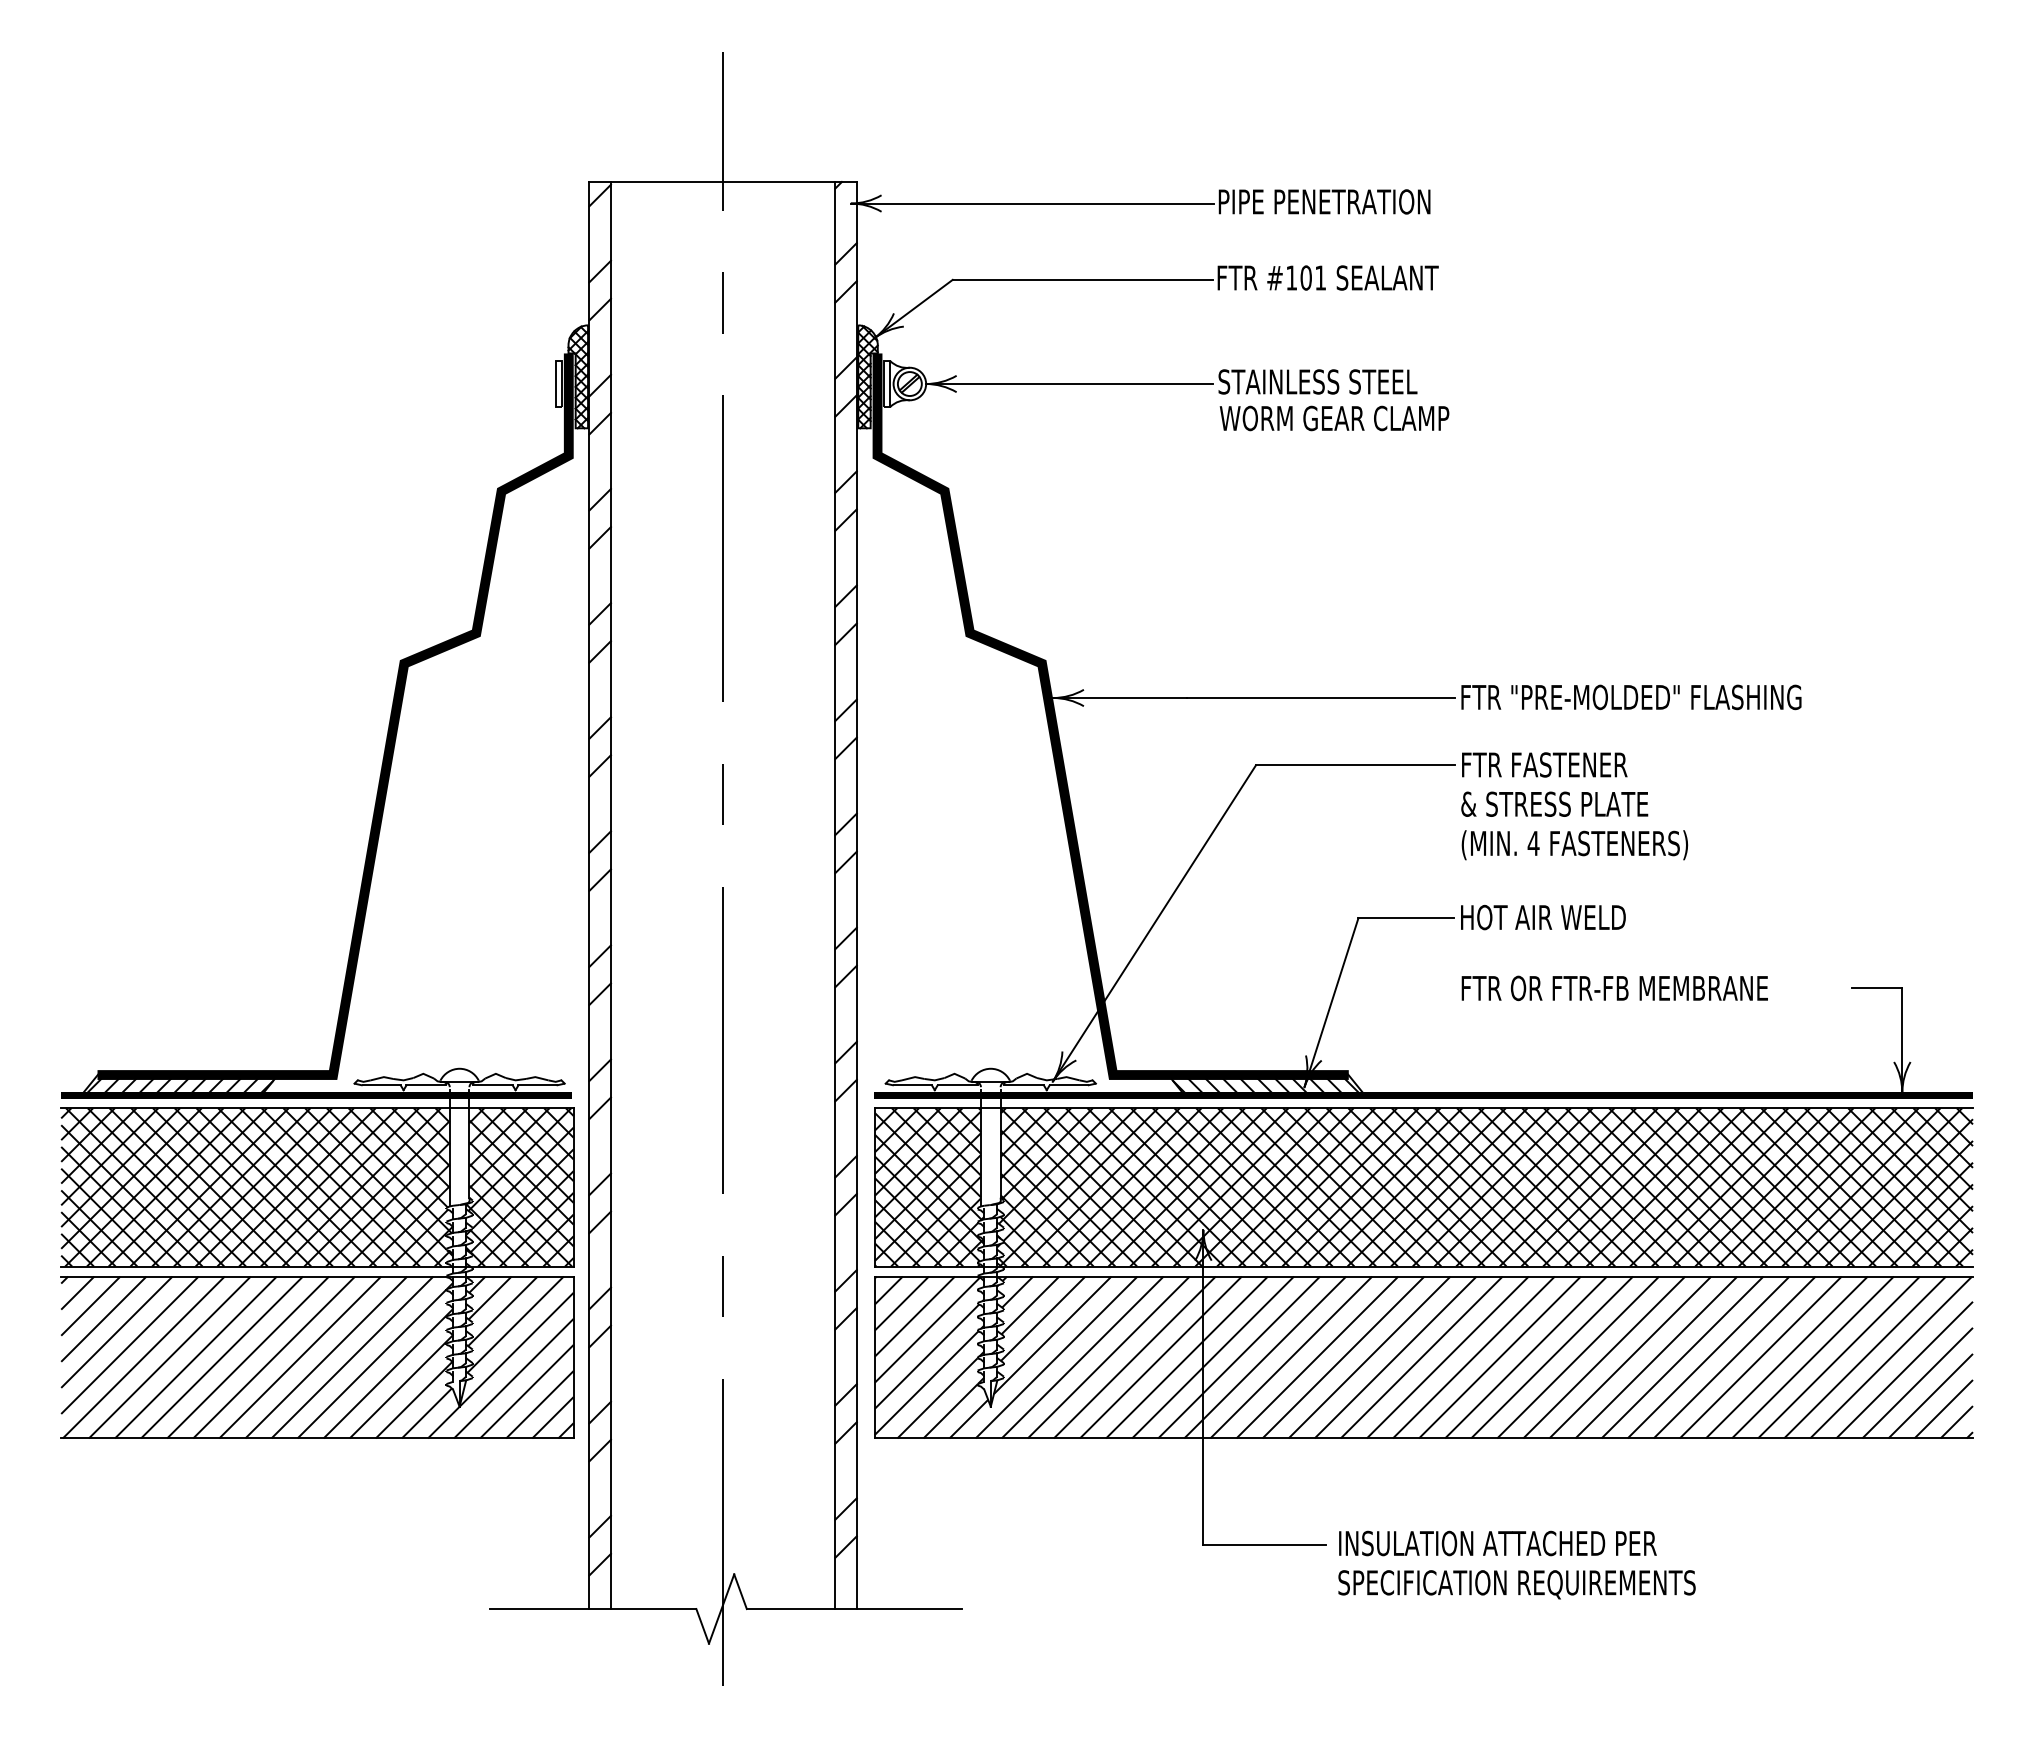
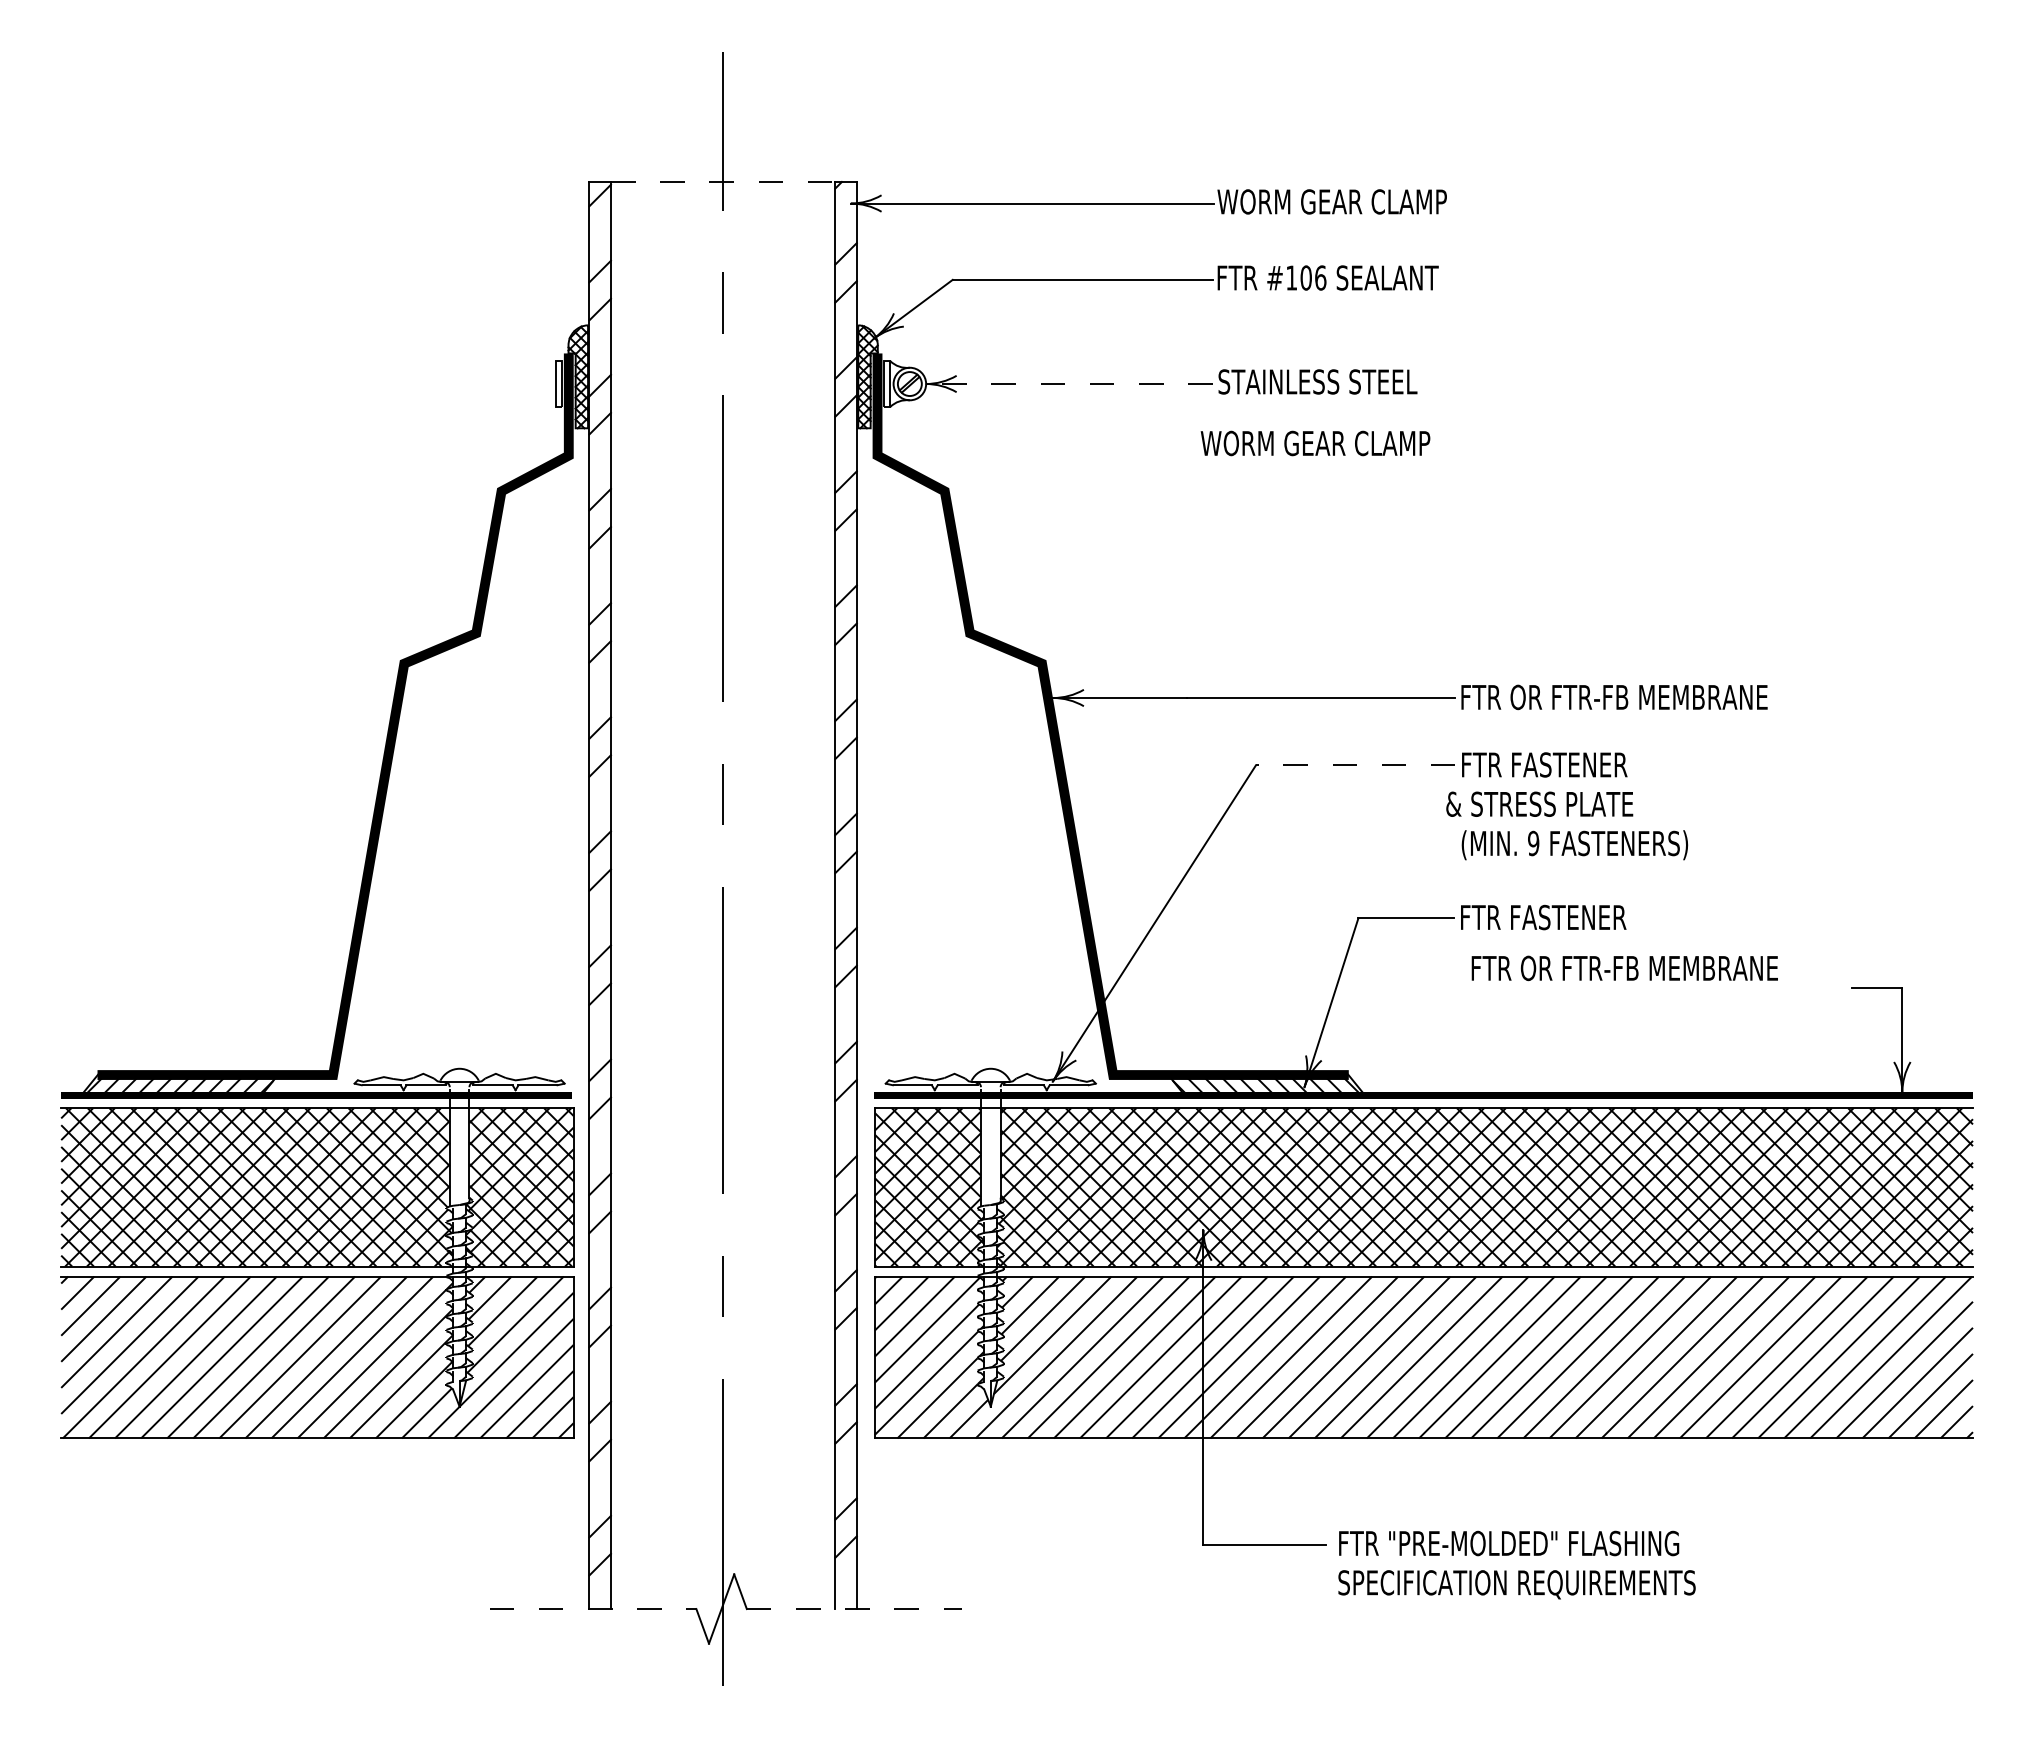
line: solid -> dashed (723, 182)
text: PIPE PENETRATION -> WORM GEAR CLAMP (1331, 201)
text: #101 -> #106 (1320, 277)
line: solid -> dashed (1068, 384)
text position: (1334, 418) -> (1315, 443) (1315, 443)
text: FTR "PRE-MOLDED" FLASHING -> FTR OR FTR-FB MEMBRANE (1655, 697)
line: solid -> dashed (1355, 765)
text position: (1554, 803) -> (1539, 803) (1539, 803)
text: 4 -> 9 (1533, 843)
text: HOT AIR WELD -> FTR FASTENER (1544, 917)
text position: (1614, 988) -> (1624, 968) (1624, 968)
text: INSULATION ATTACHED PER -> FTR "PRE-MOLDED" FLASHING (1510, 1543)
line: solid -> dashed (593, 1609)
line: solid -> dashed (854, 1609)
